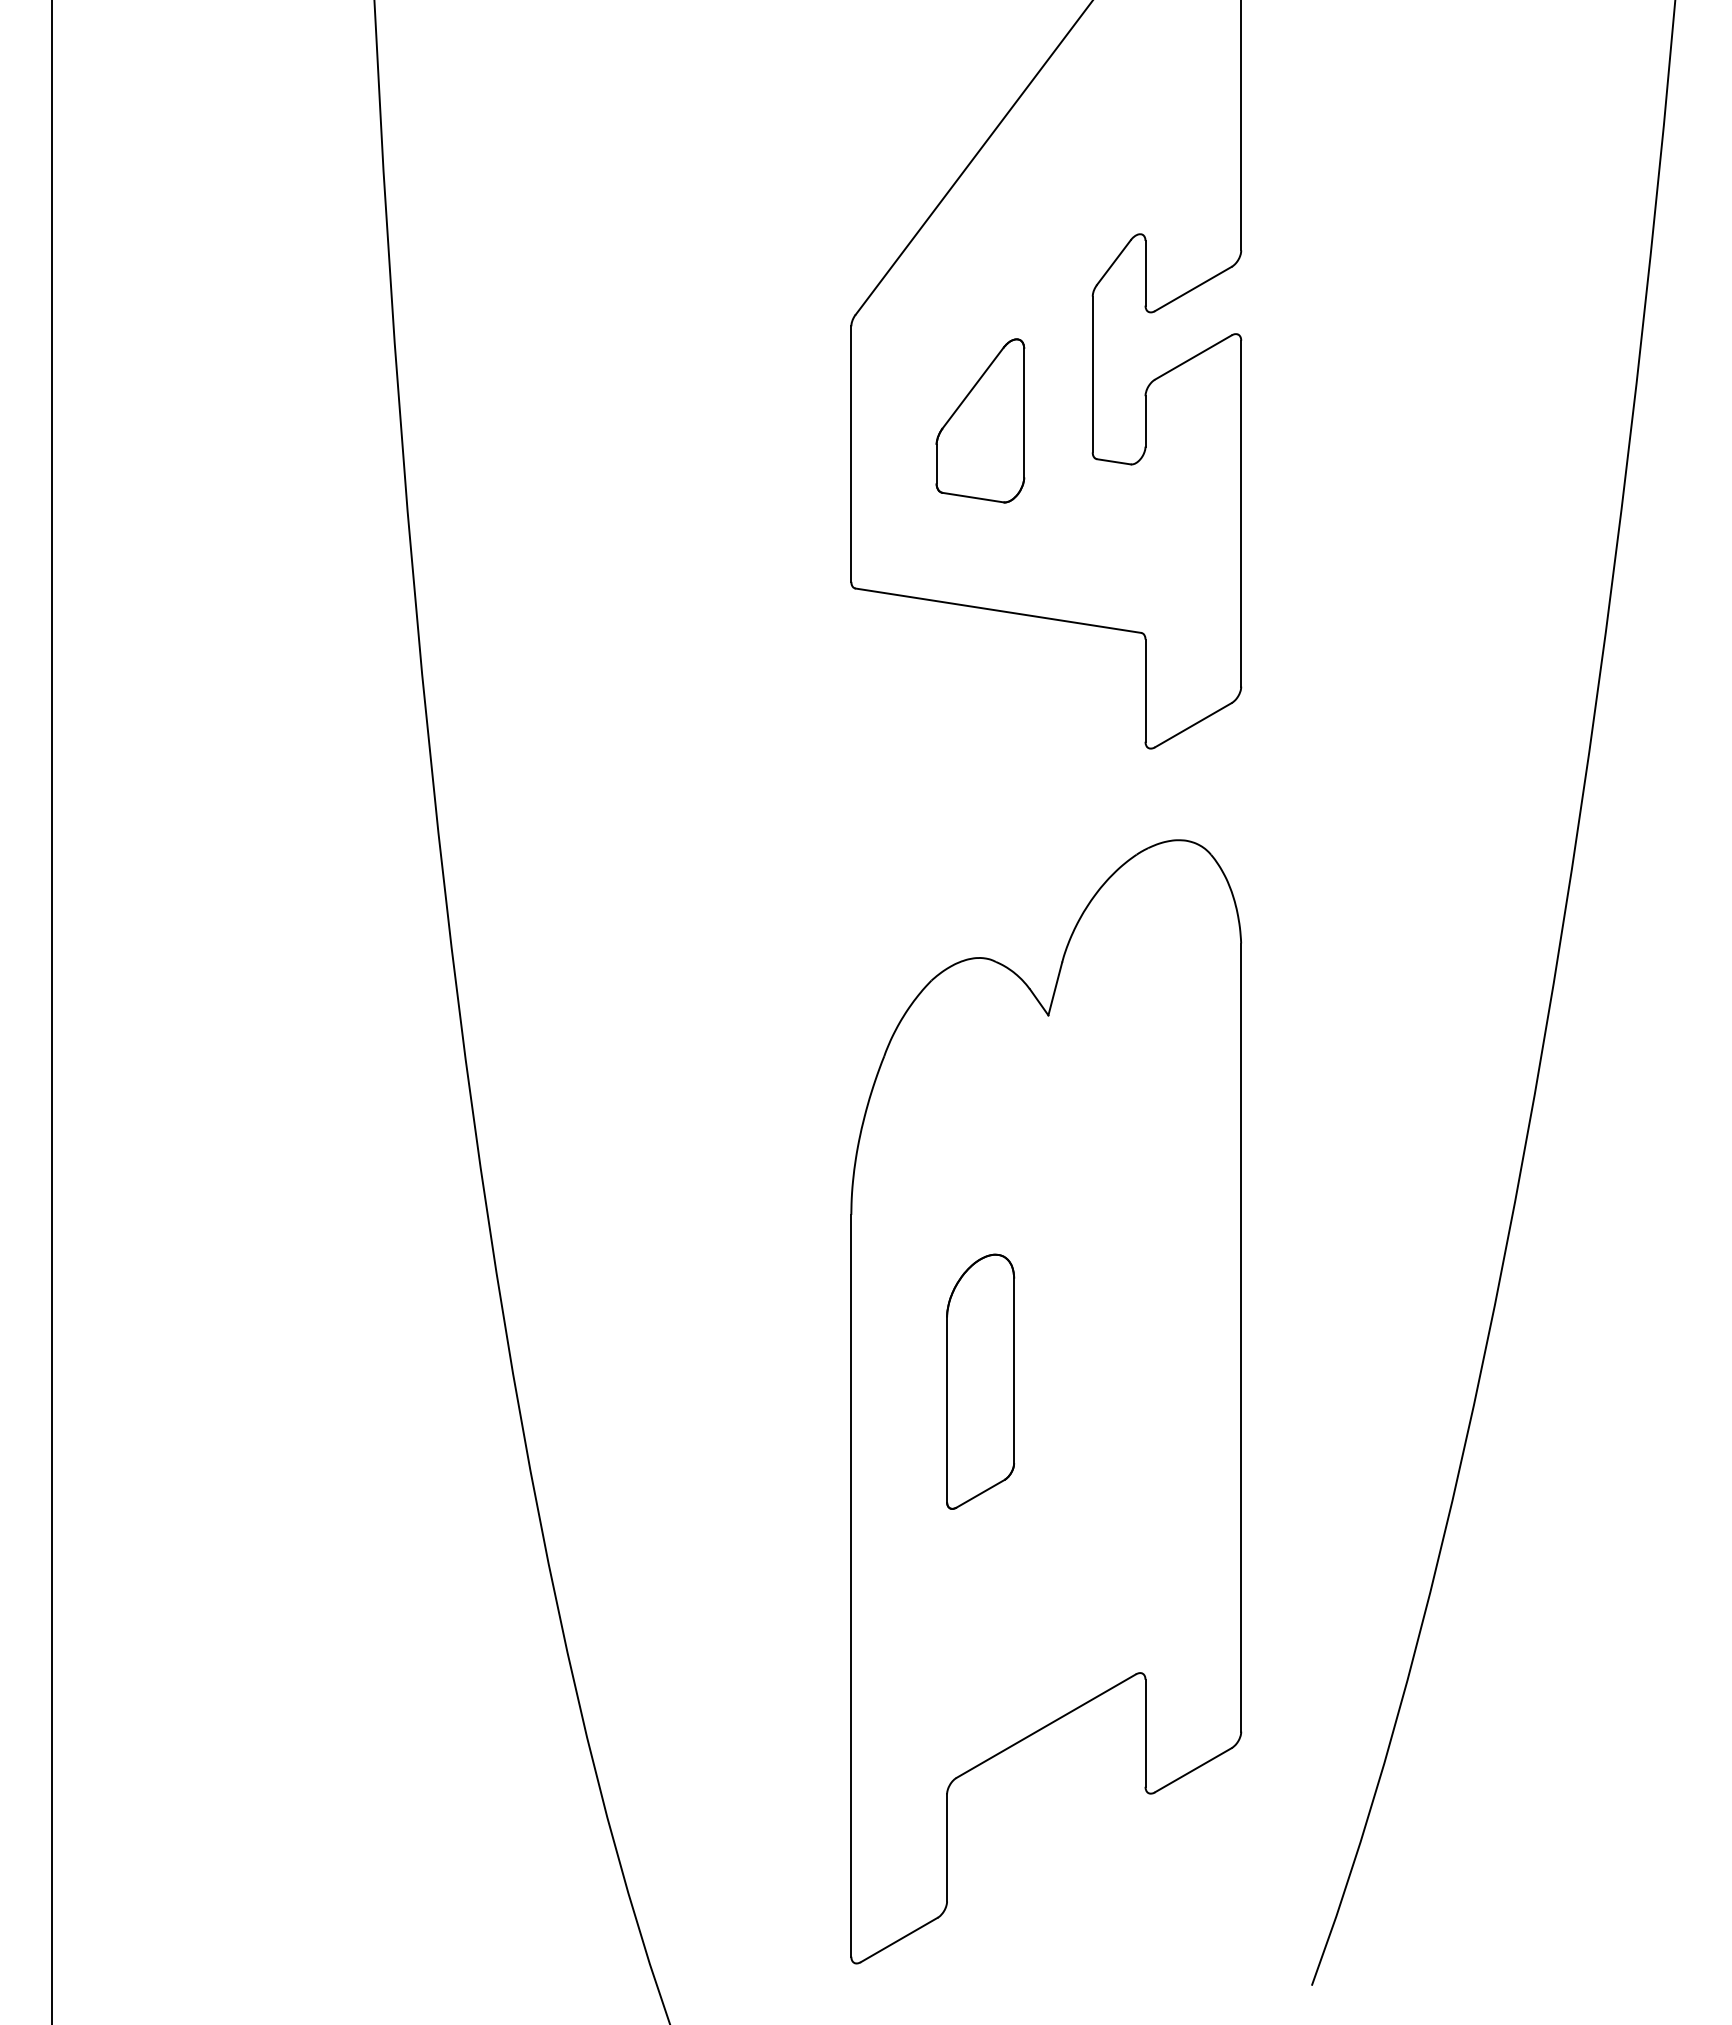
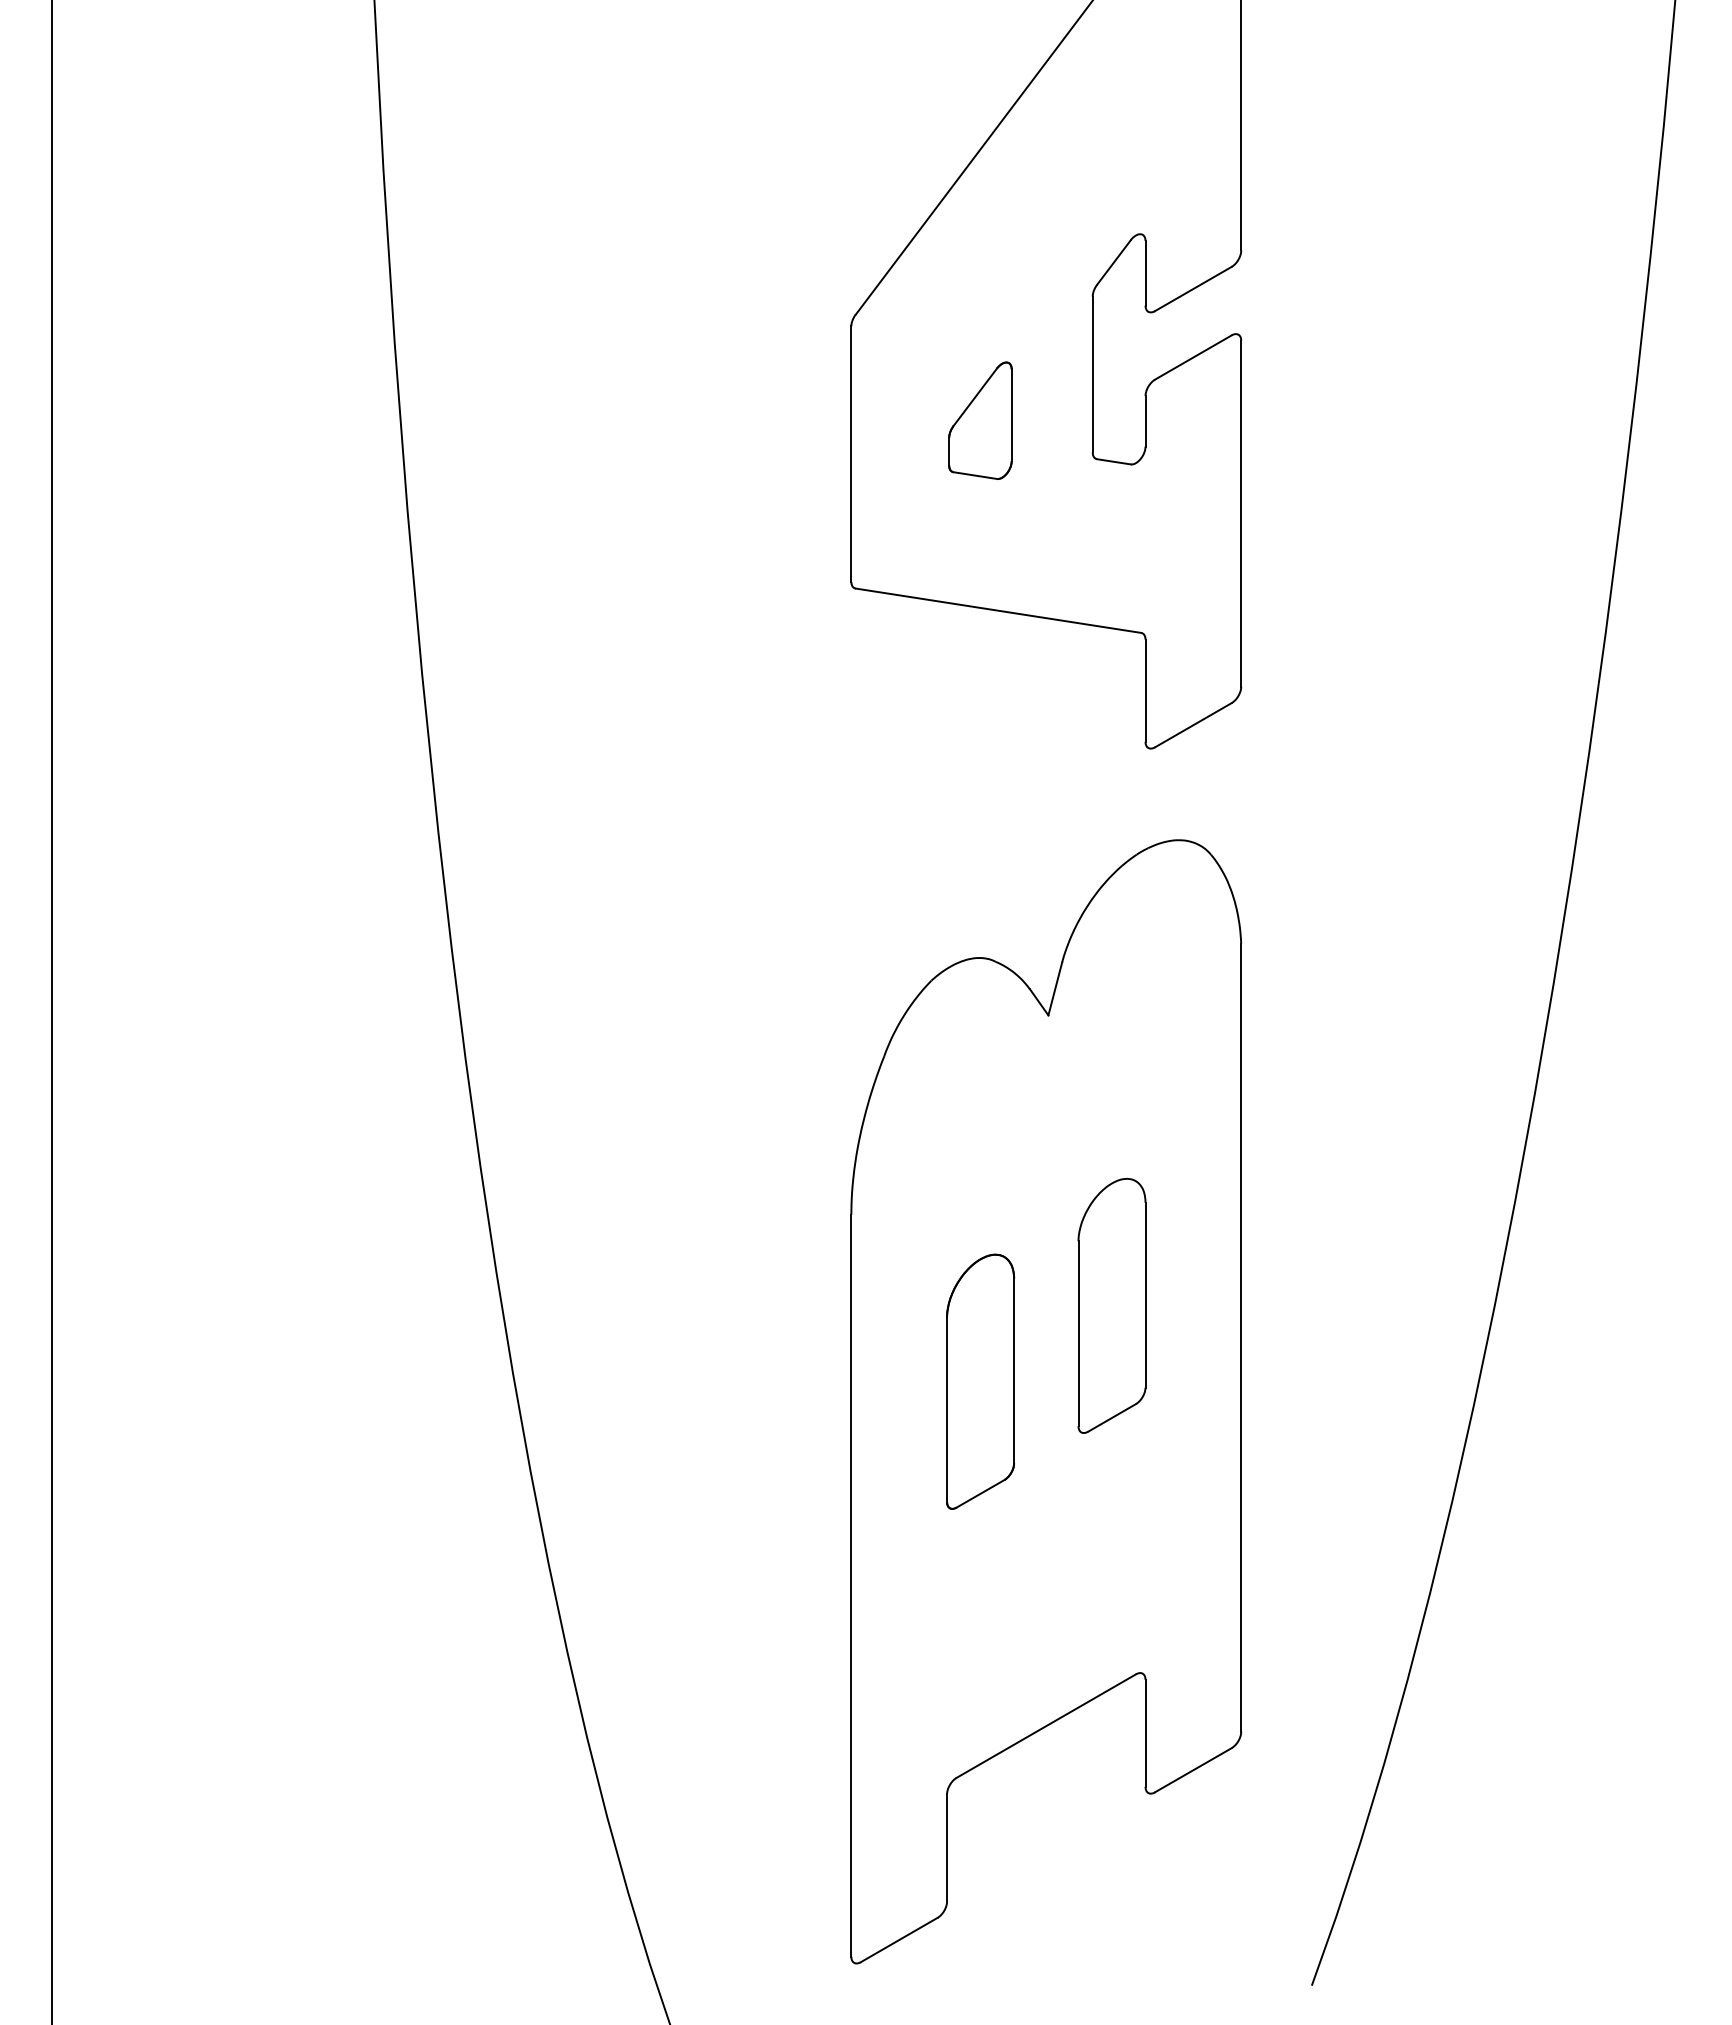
part size: 91x166 px -> 65x119 px (980, 420)
part: none -> present (1111, 1305)
